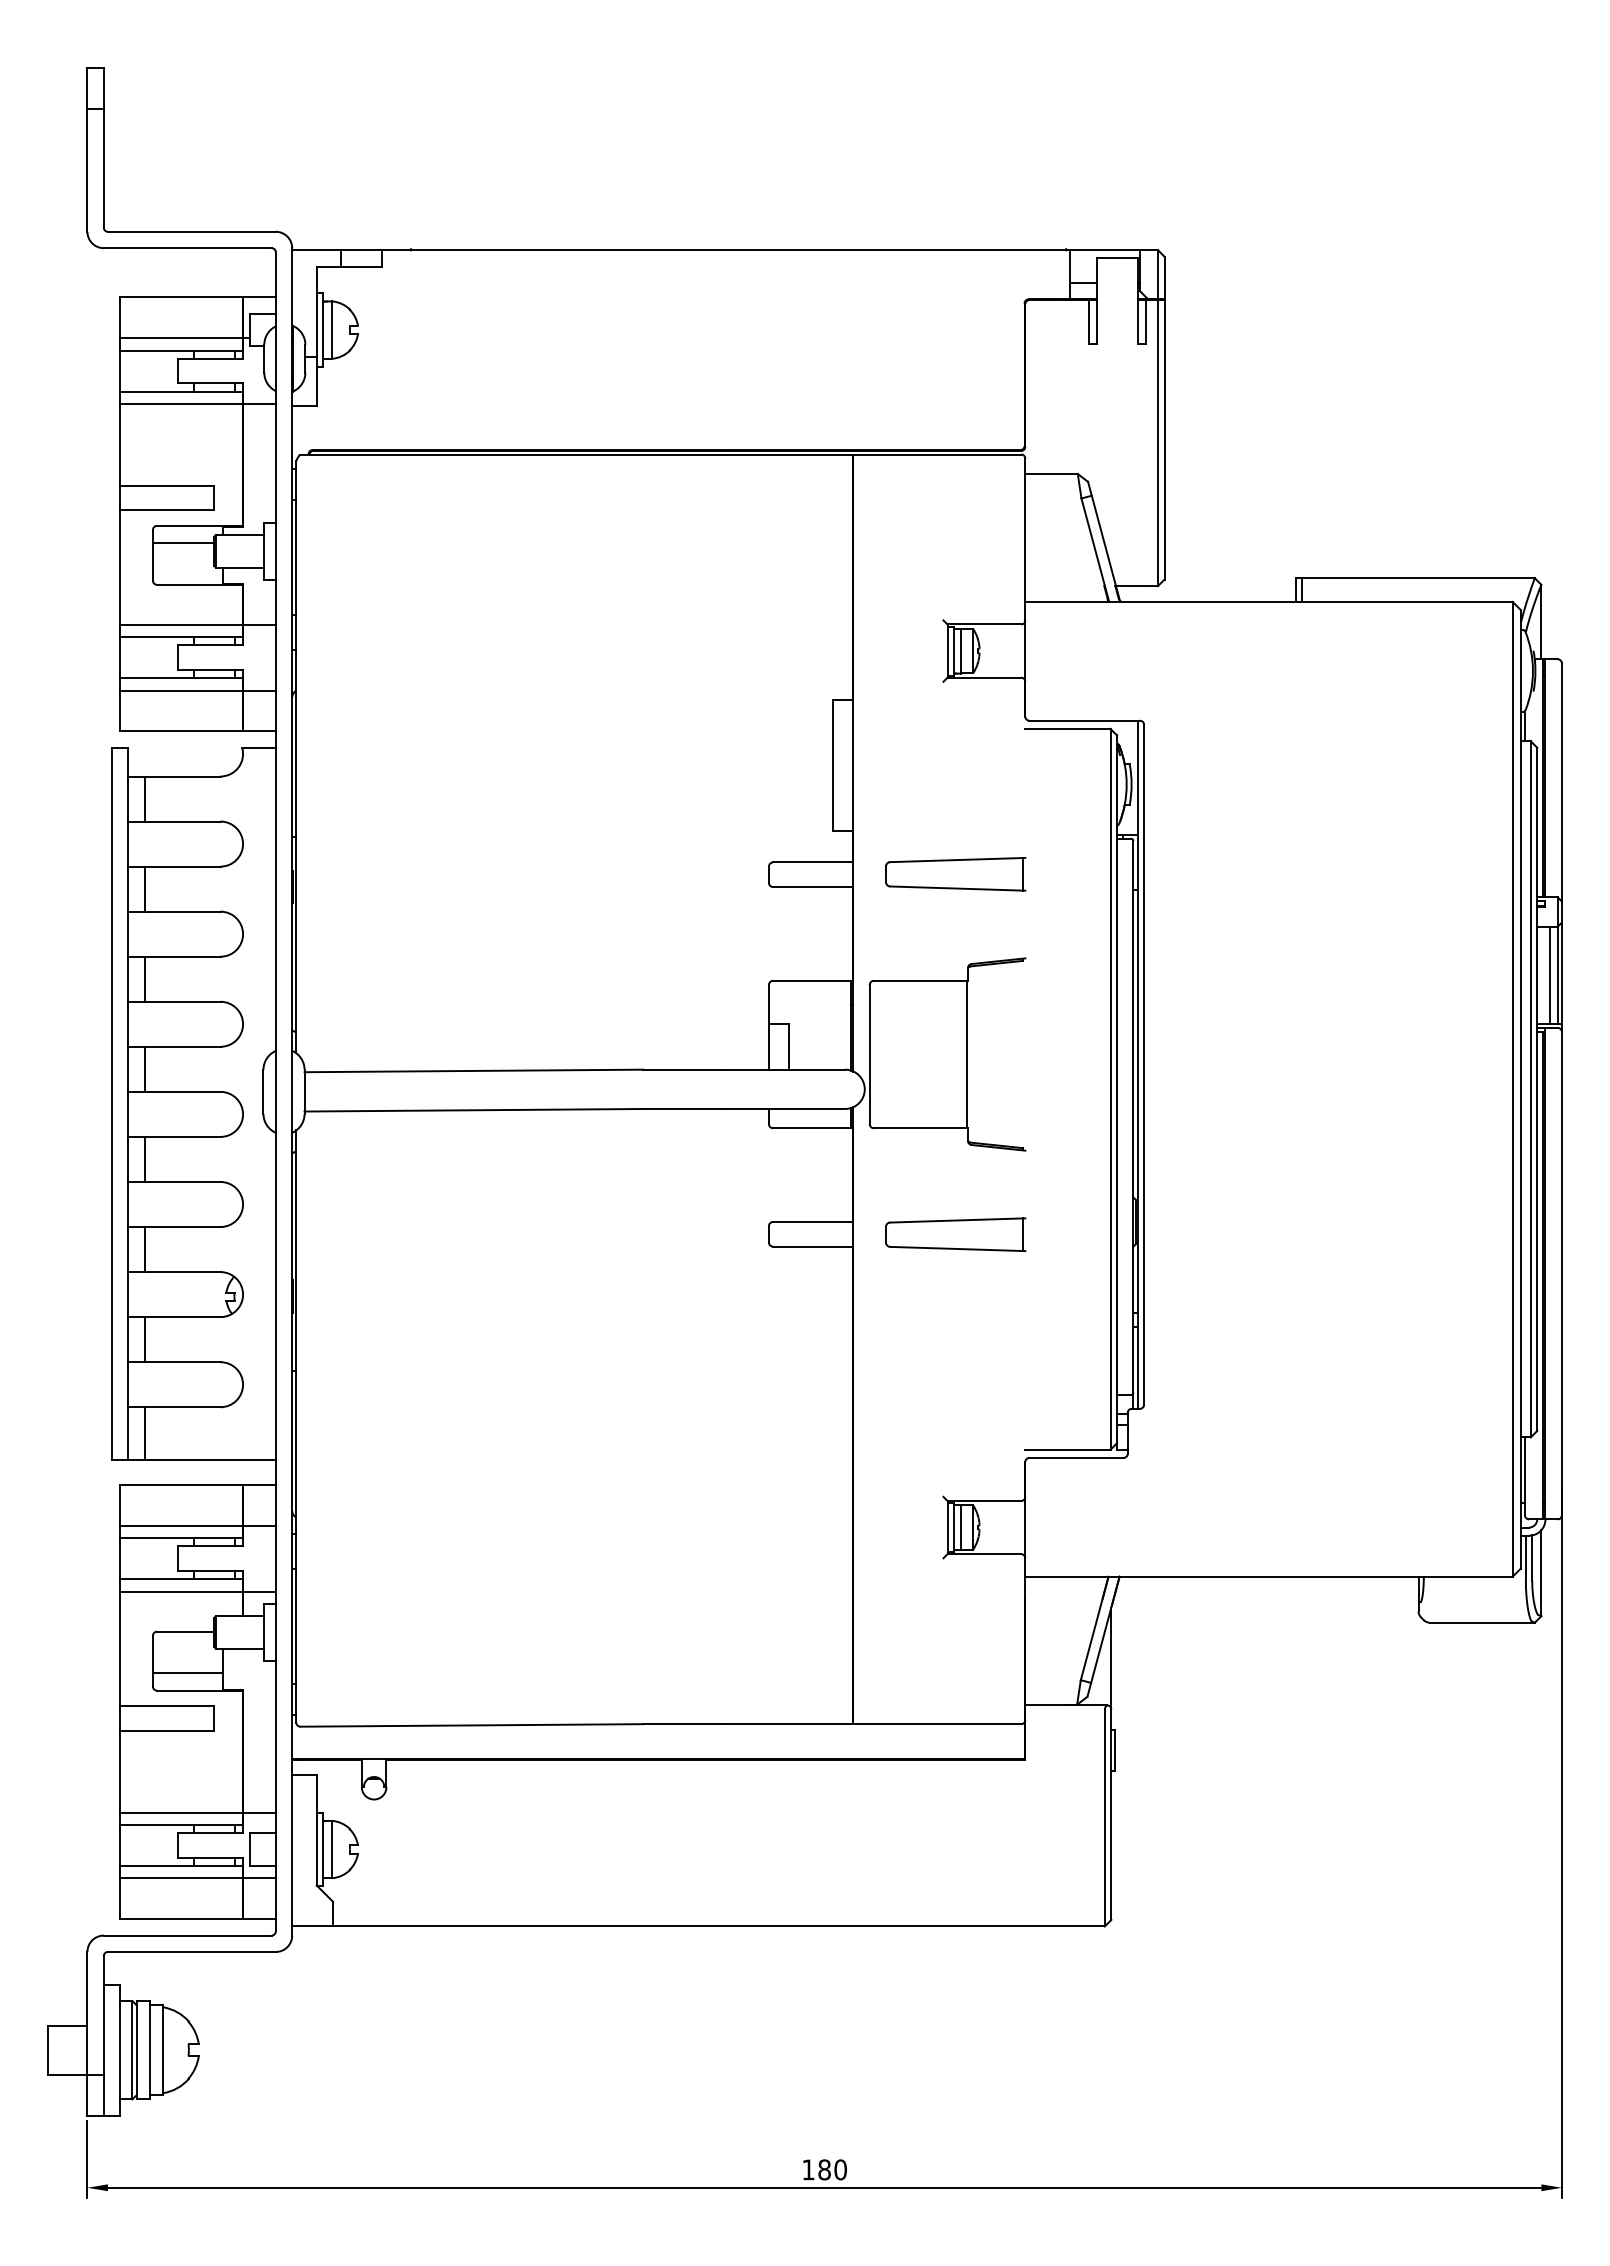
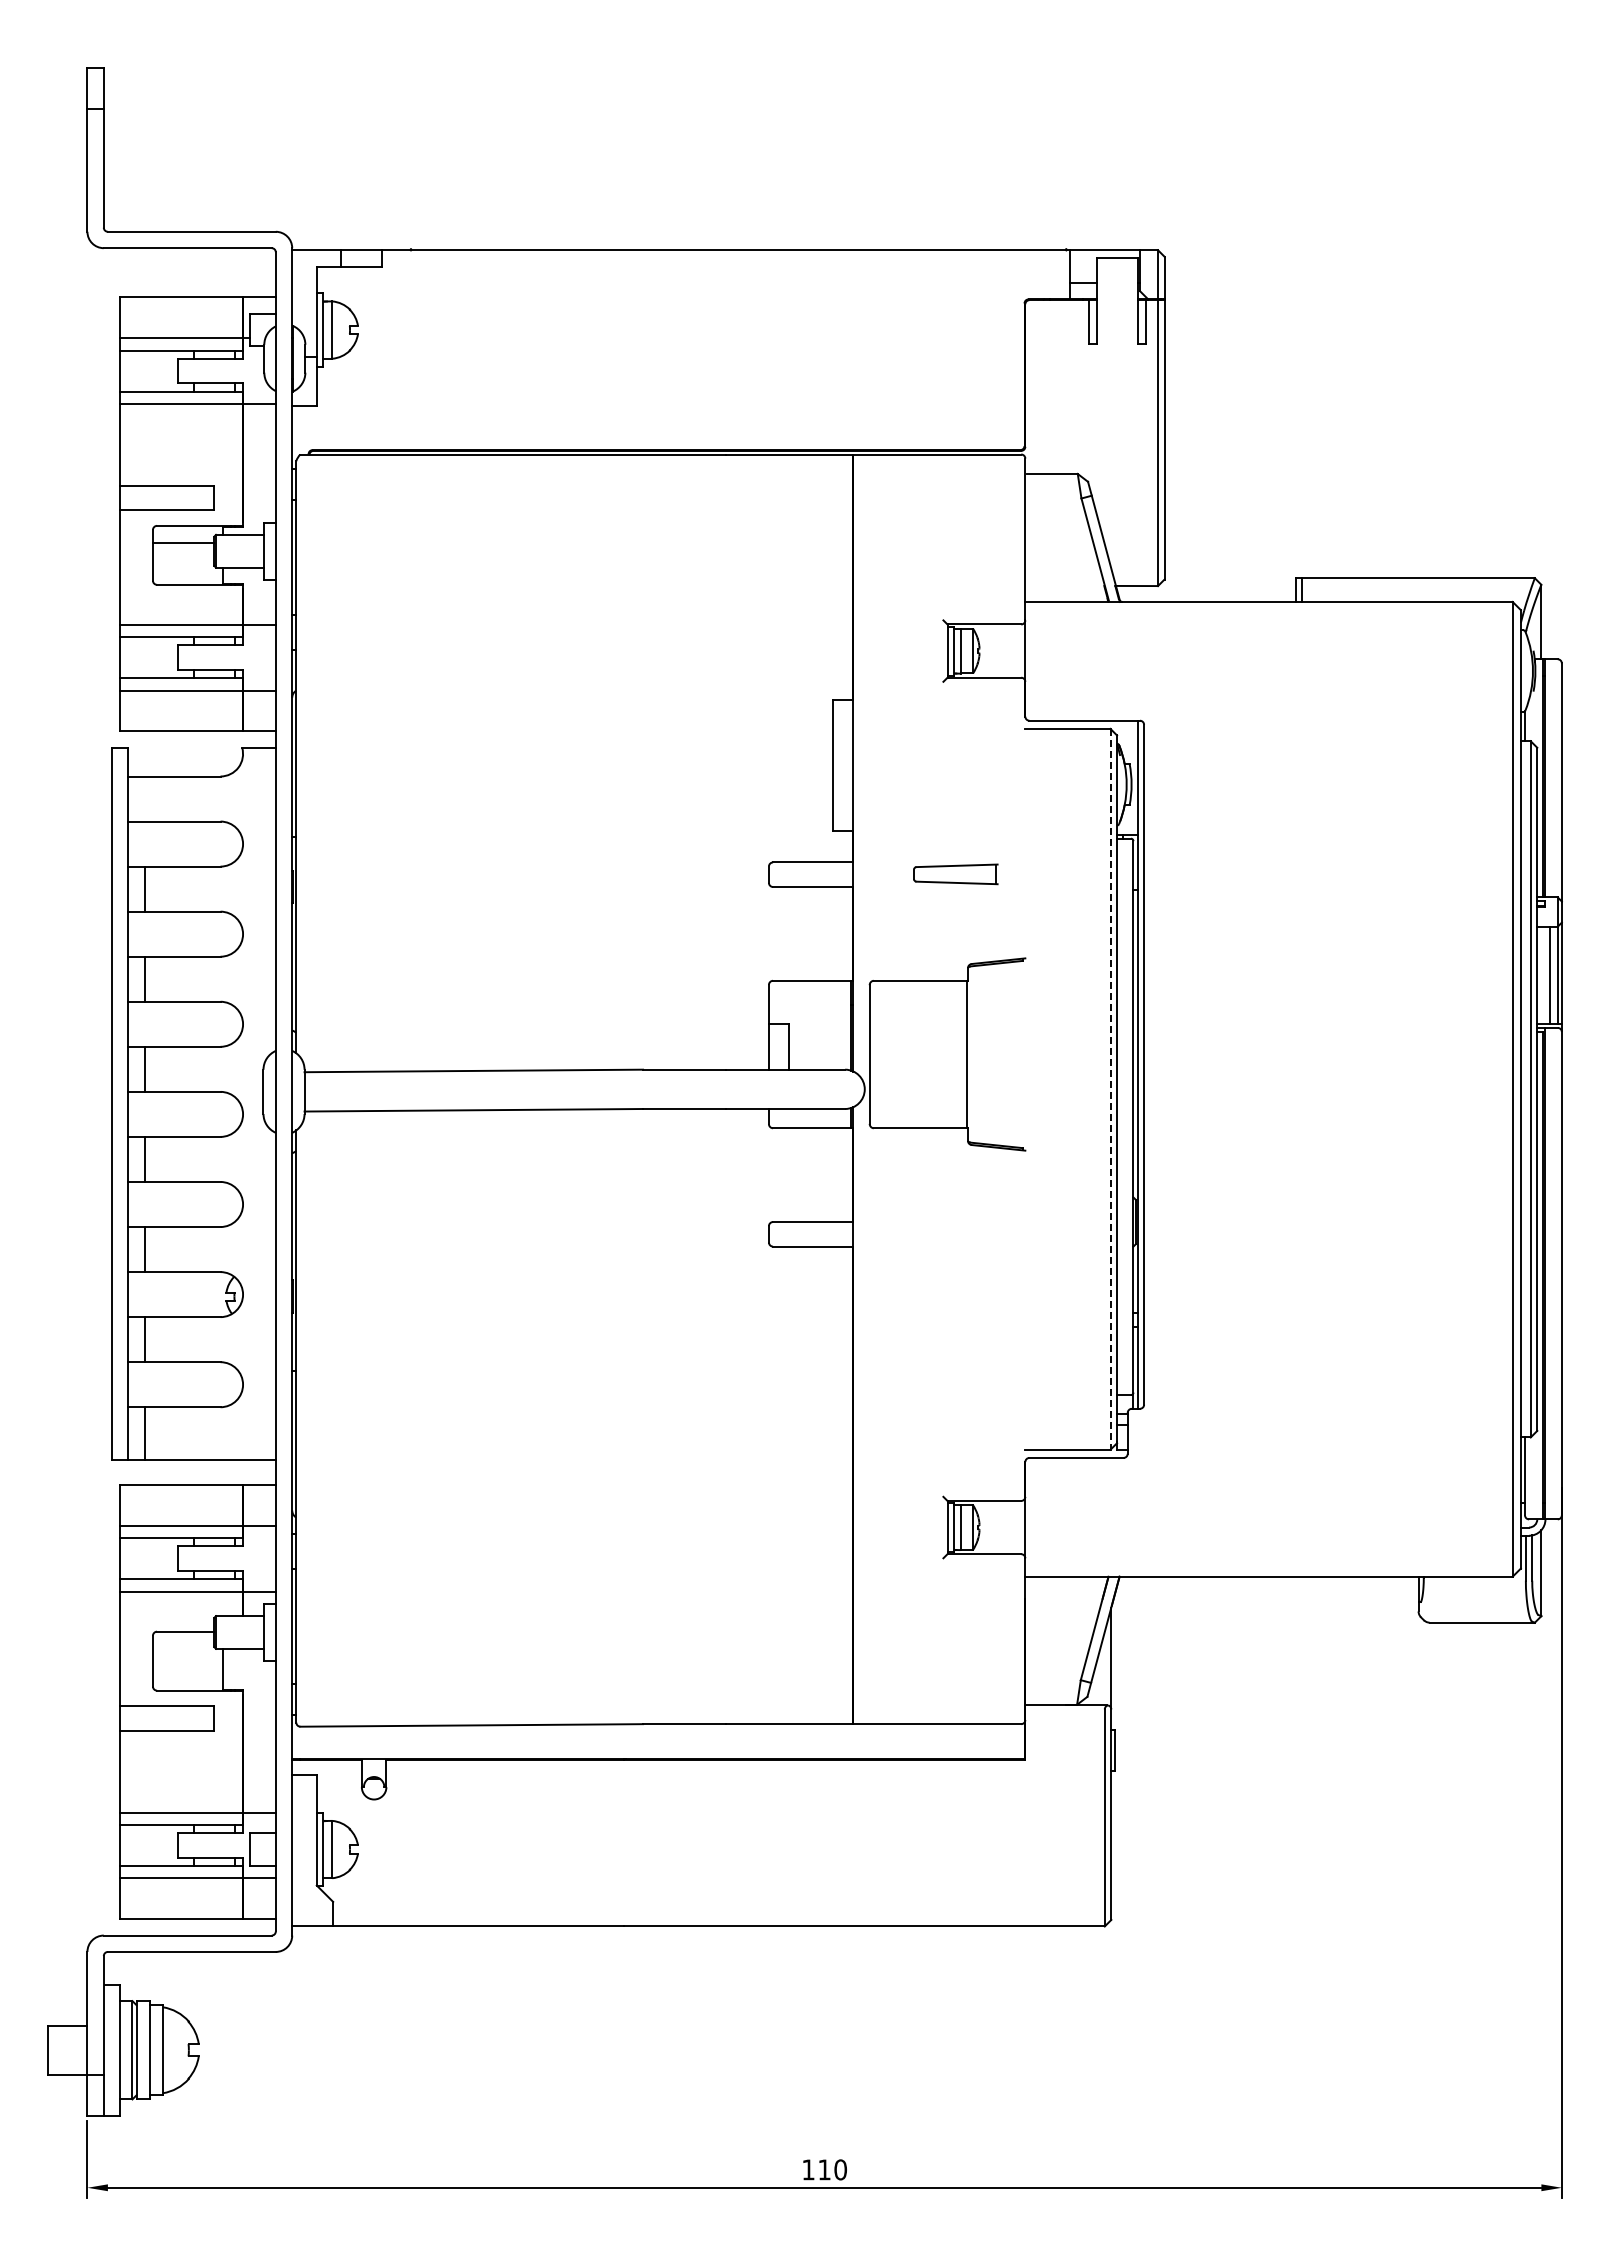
line: present -> none (144, 798)
part size: 142x35 px -> 86x23 px (955, 874)
line: solid -> dashed (1110, 1089)
part: present -> none (955, 1234)
line: present -> none (187, 1673)
text: 180 -> 110 (824, 2169)
